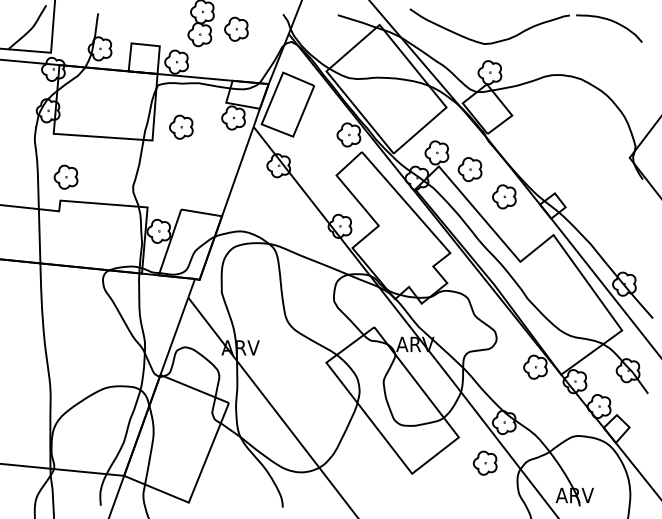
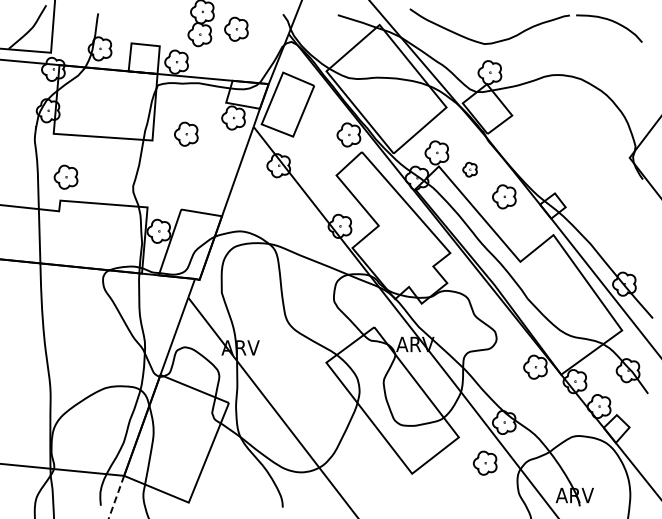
part position: (181, 126) -> (186, 133) (186, 133)
part size: 26x26 px -> 16x17 px (469, 169)
line: solid -> dashed (116, 497)
